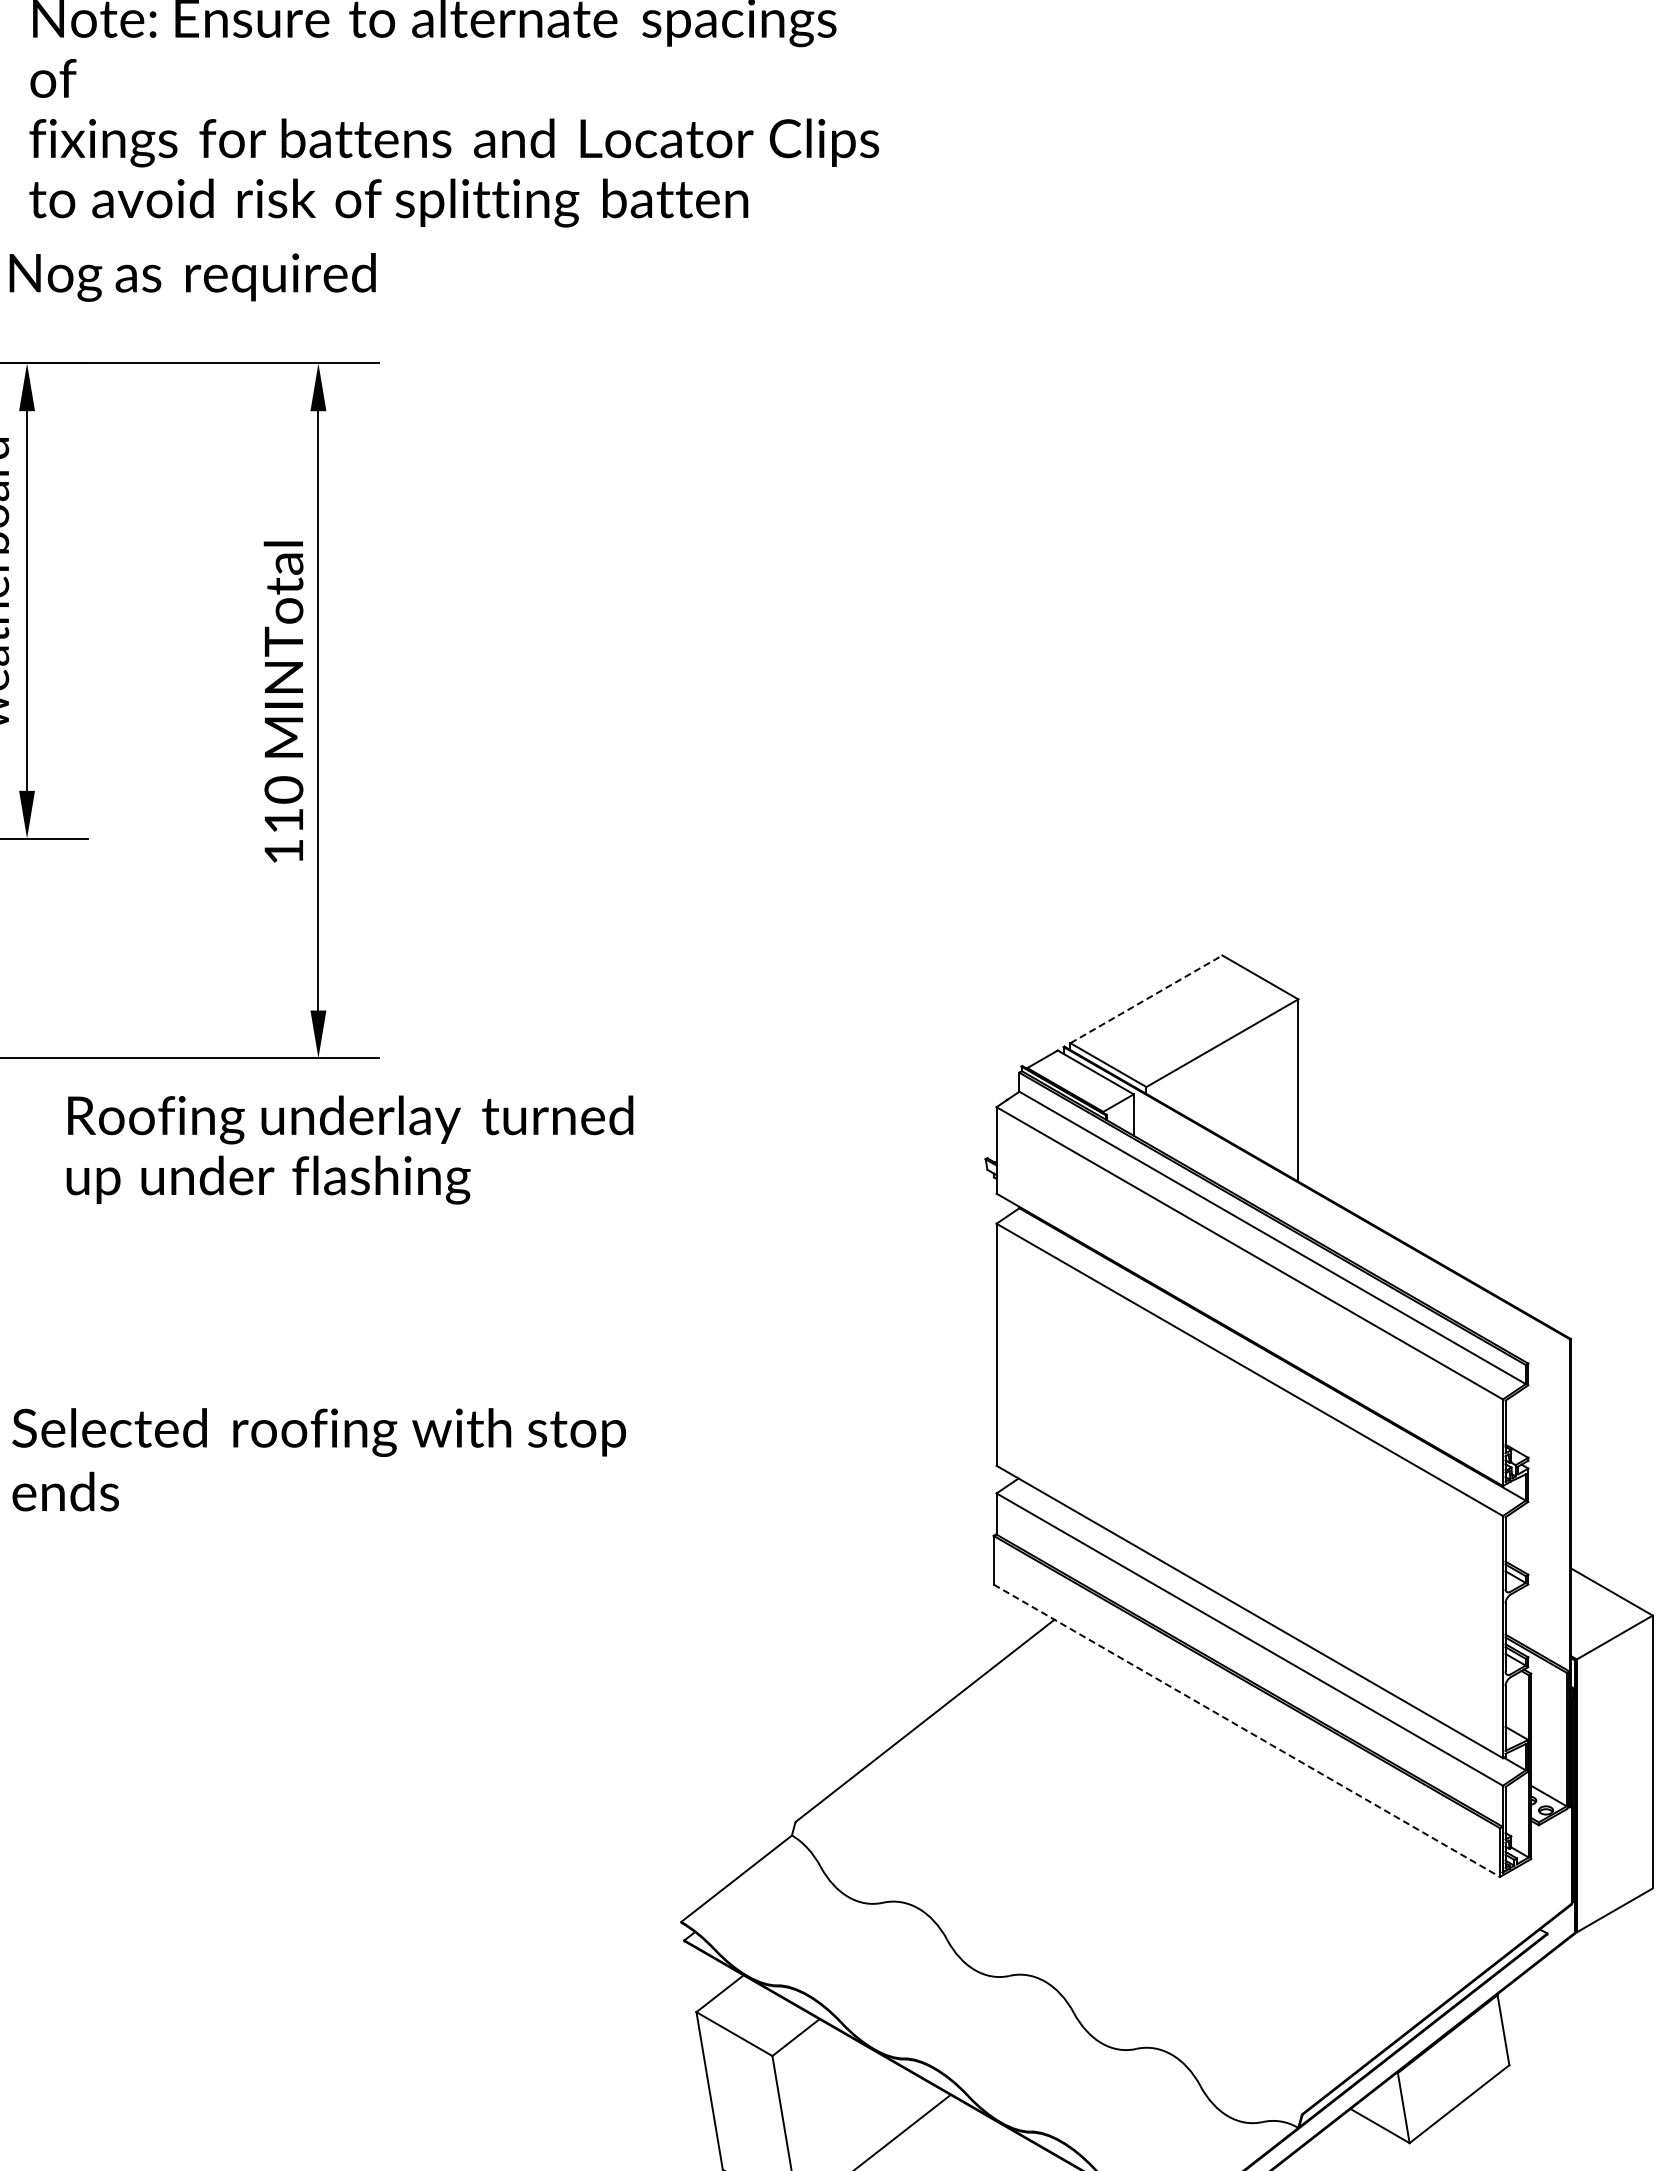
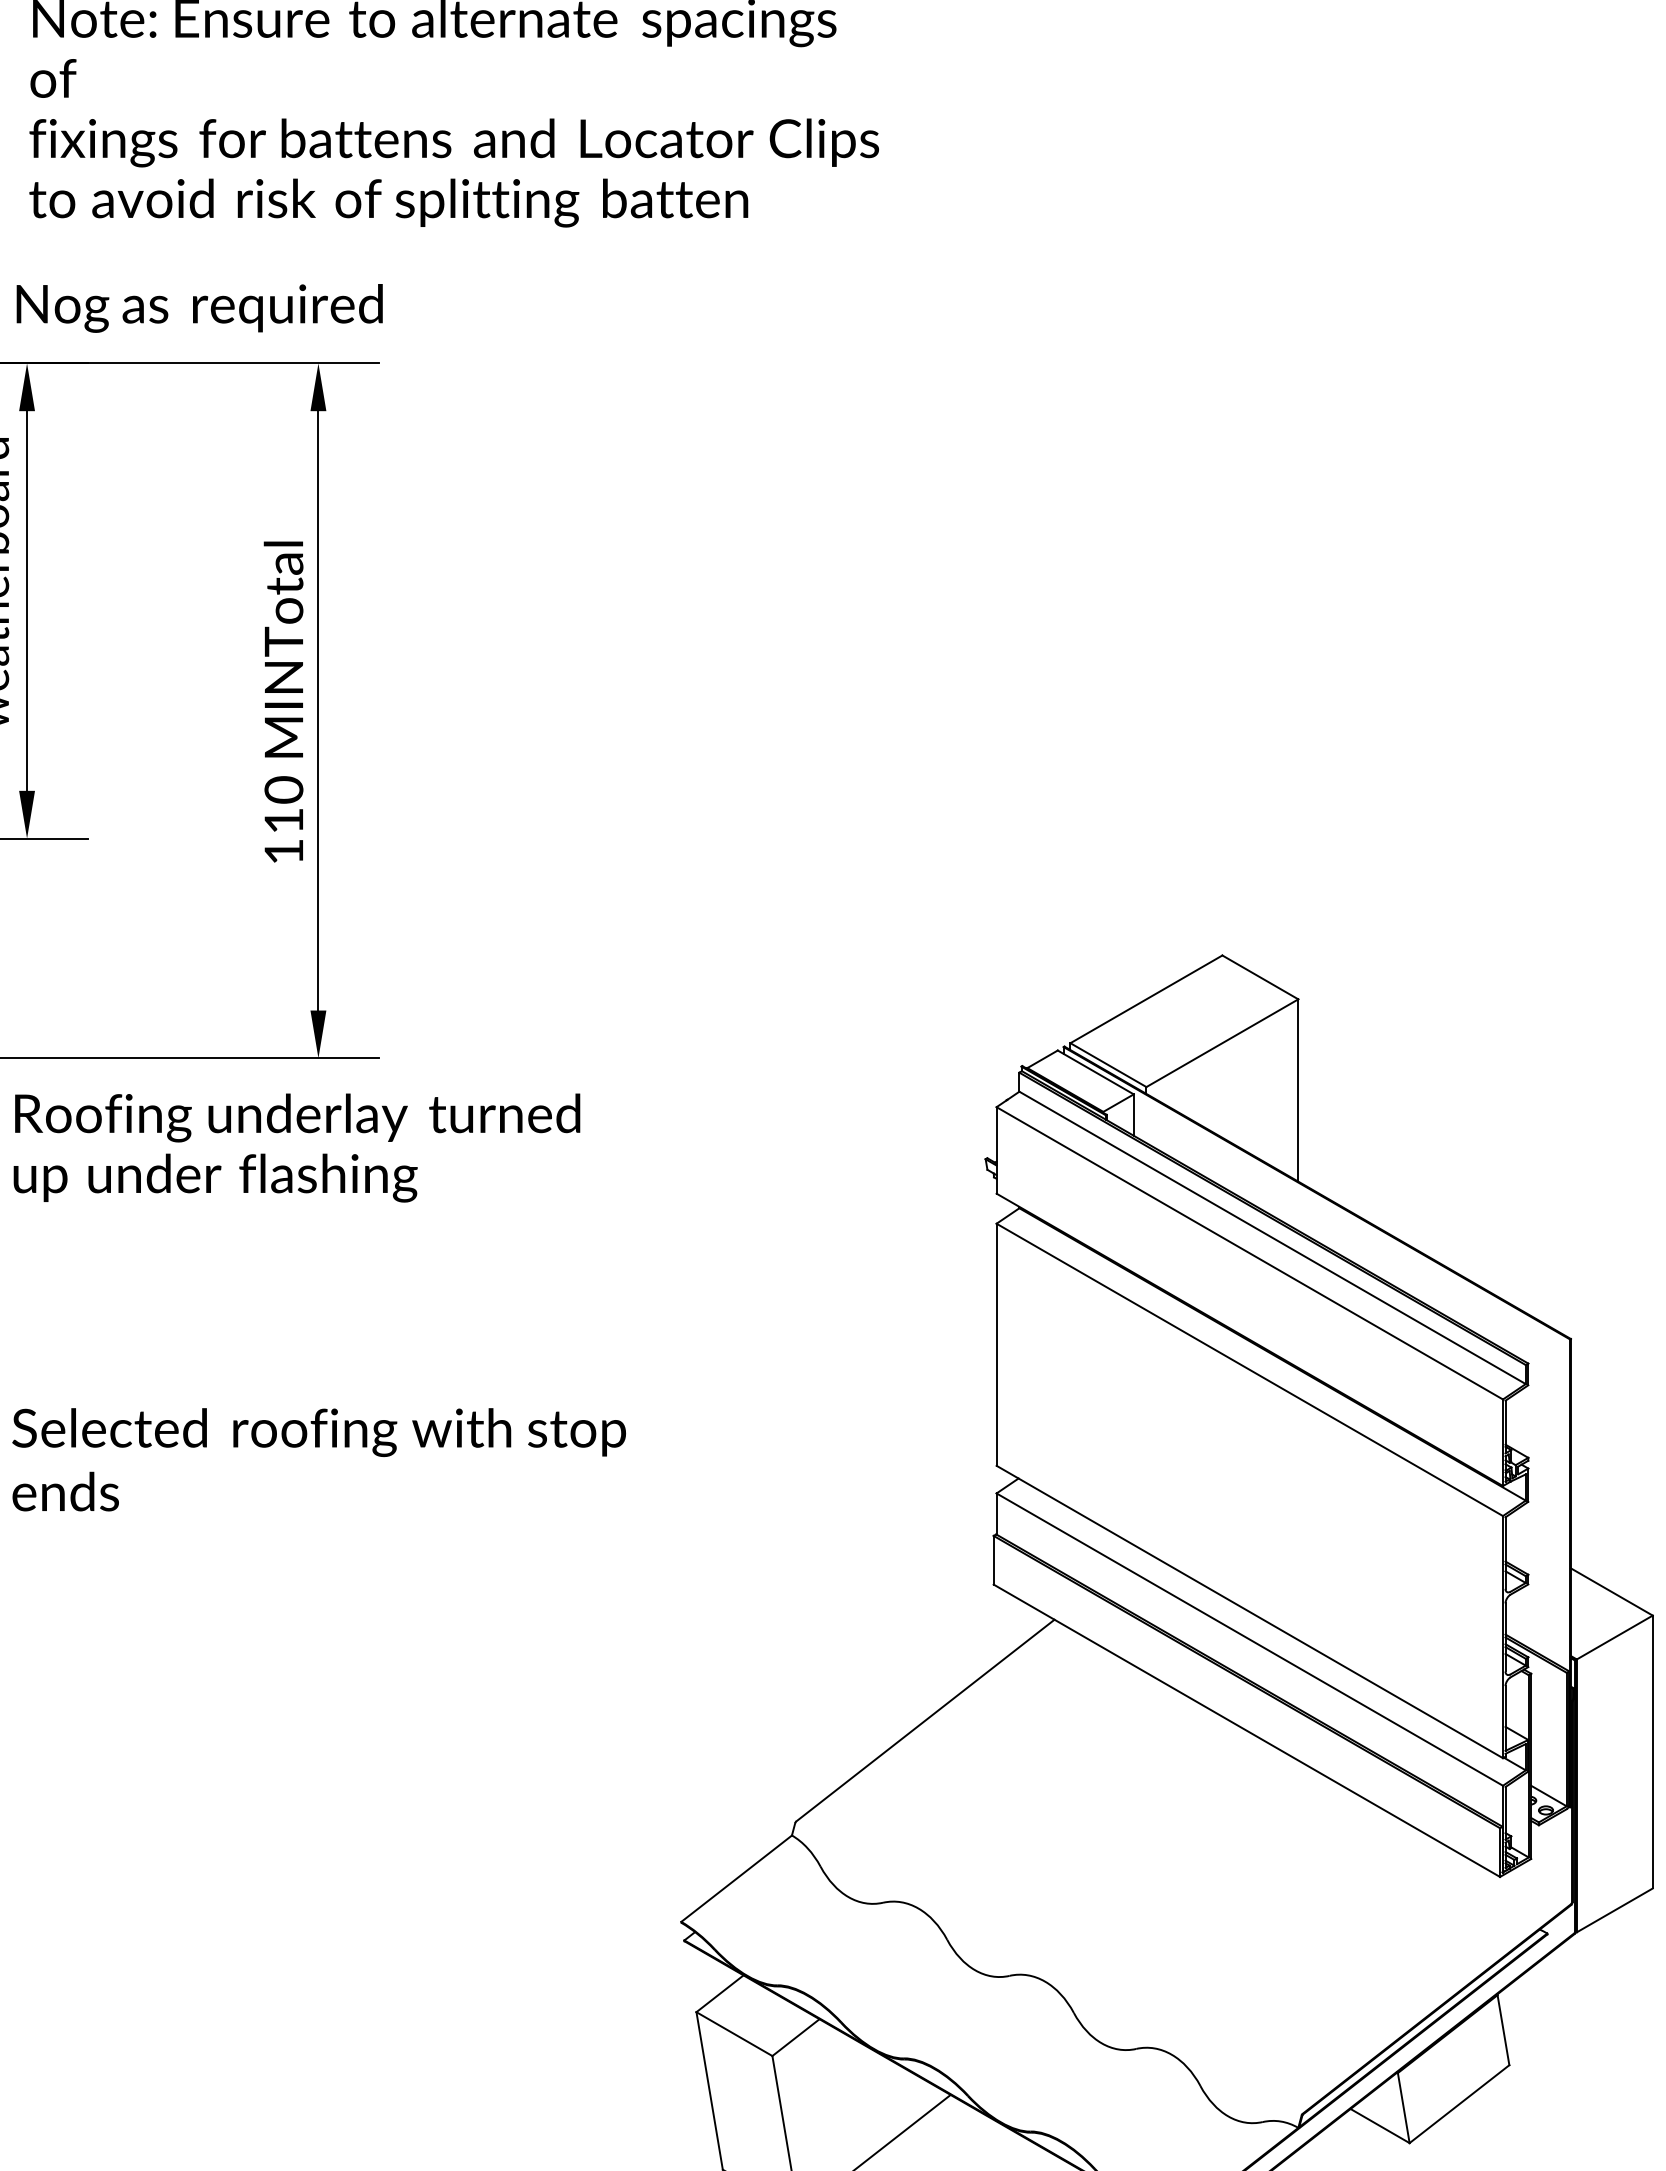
text position: (192, 277) -> (199, 308) (199, 308)
line: dashed -> solid (1146, 999)
text position: (349, 1149) -> (296, 1147) (296, 1147)
line: dashed -> solid (1247, 1731)
